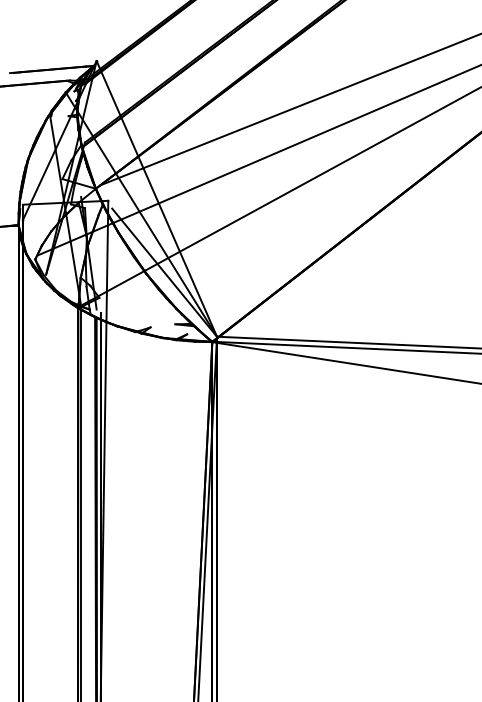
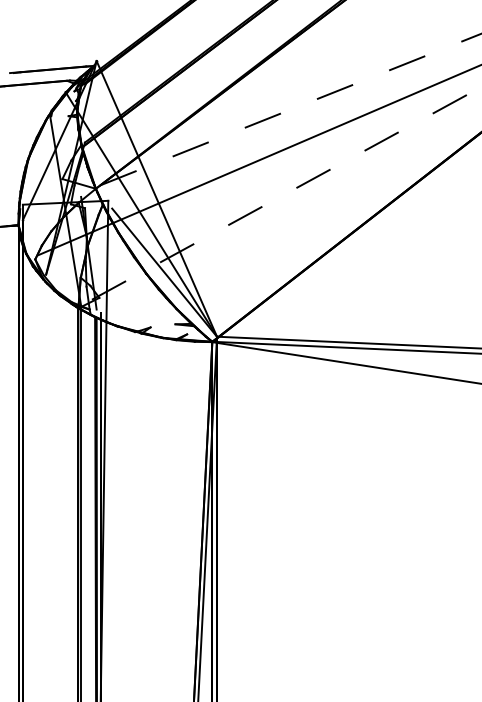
line: solid -> dashed (291, 109)
line: solid -> dashed (281, 196)
